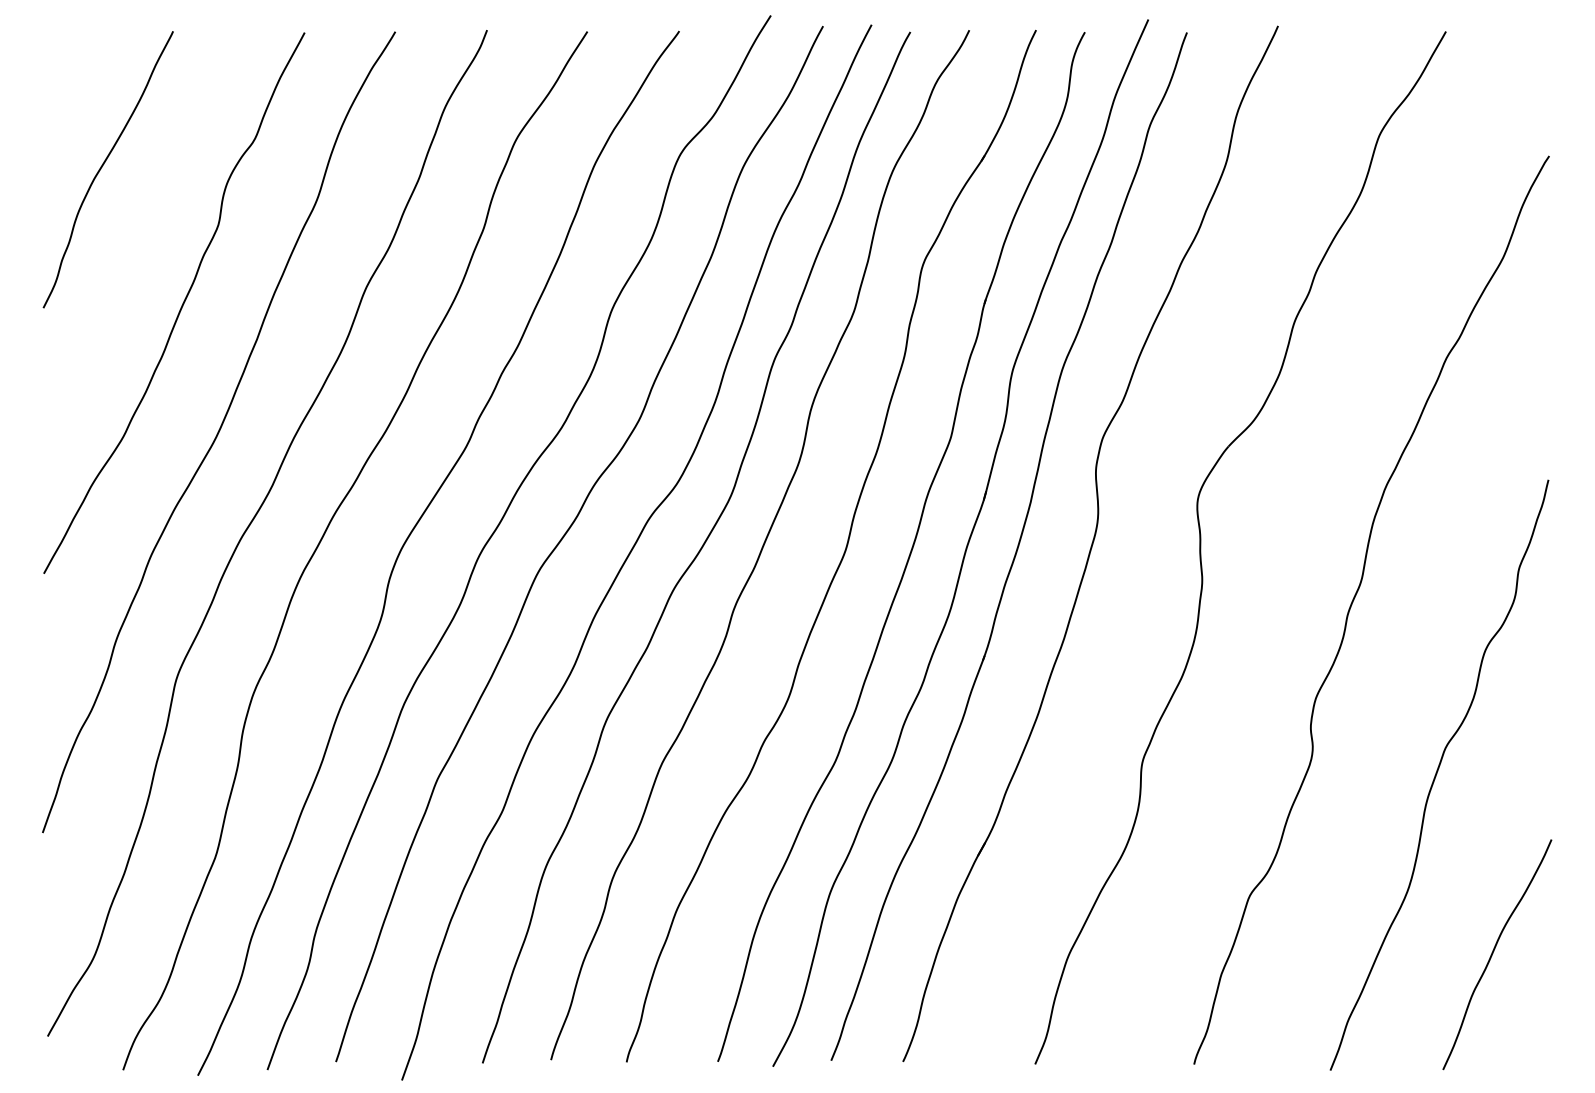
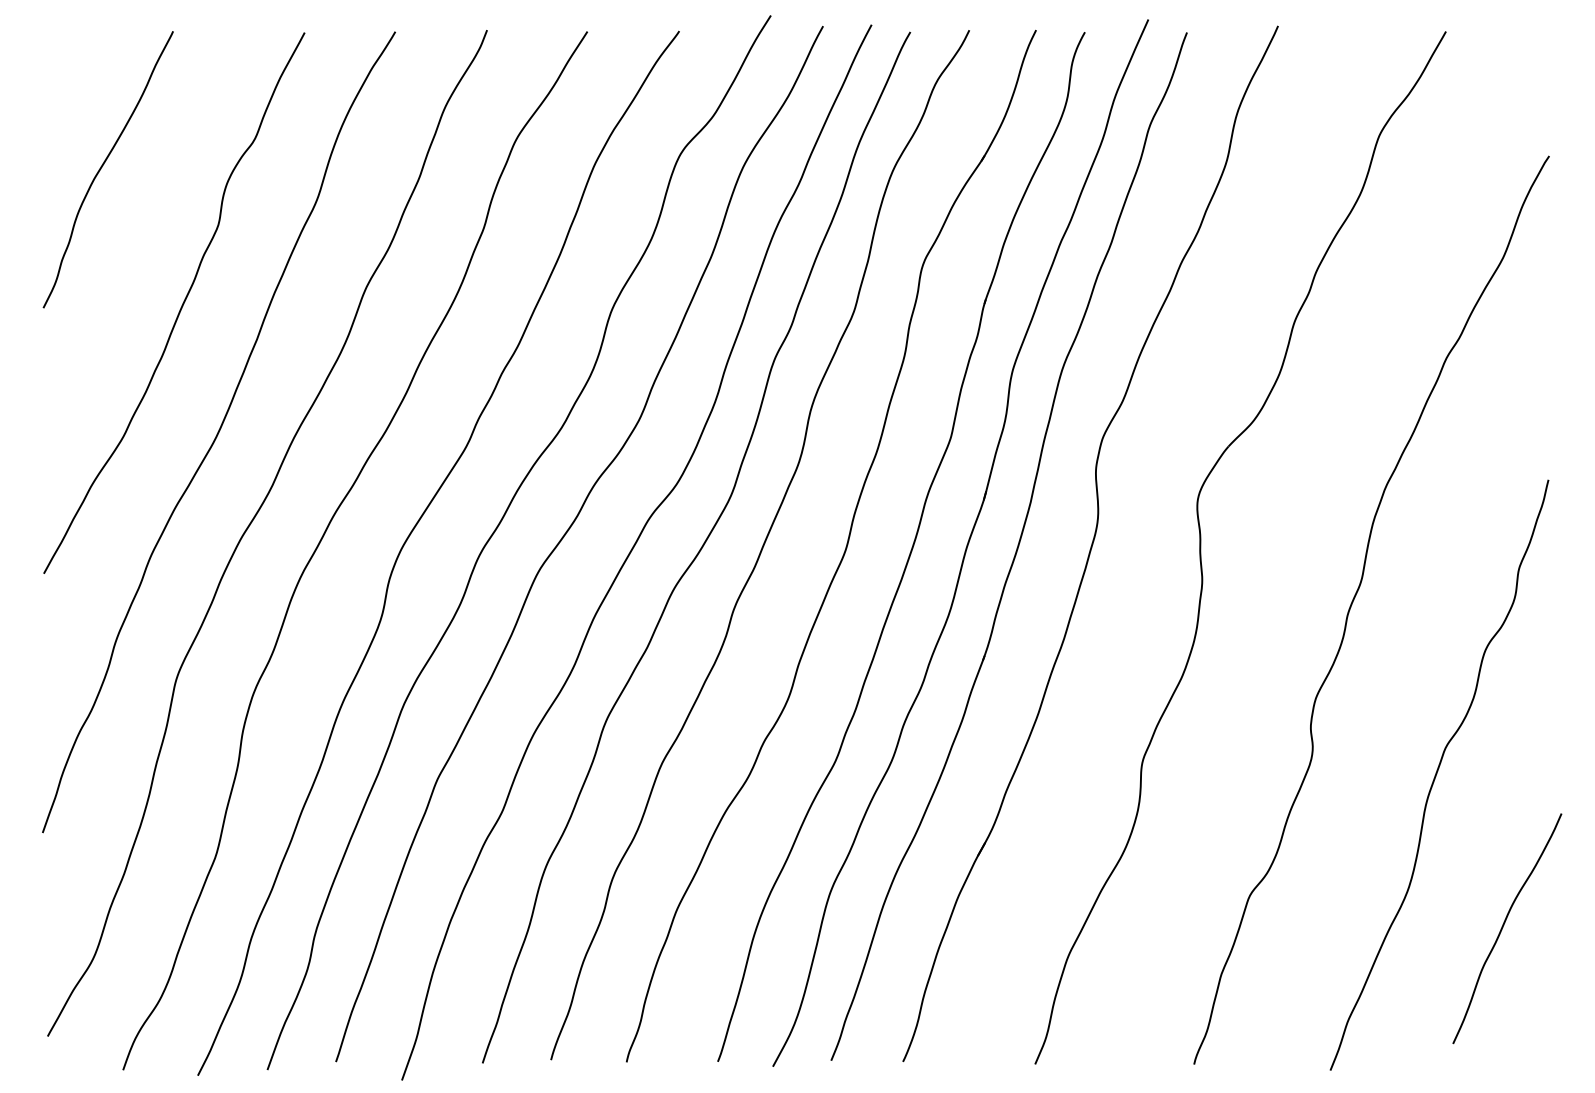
curve position: (1493, 953) -> (1503, 927) (1503, 927)
